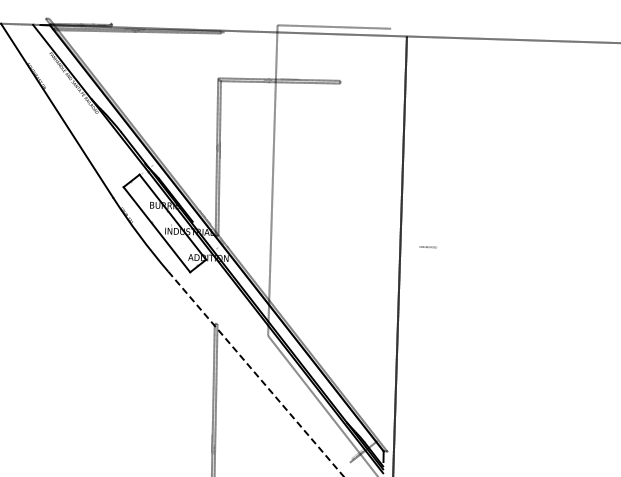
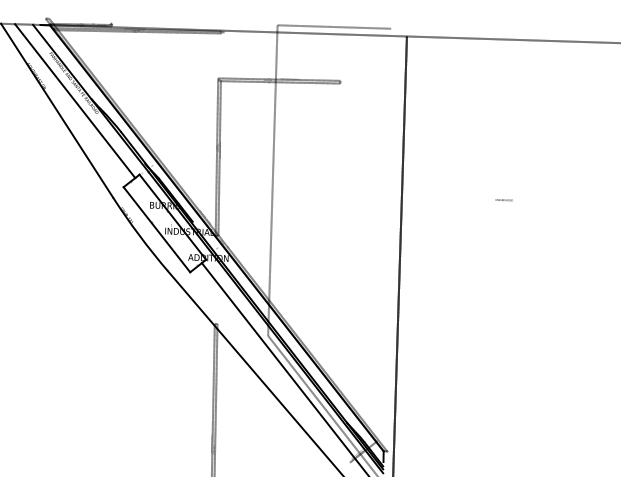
line: none -> present (75, 101)
text position: (428, 247) -> (504, 200) (504, 200)
line: none -> present (283, 368)
line: dashed -> solid (256, 374)
